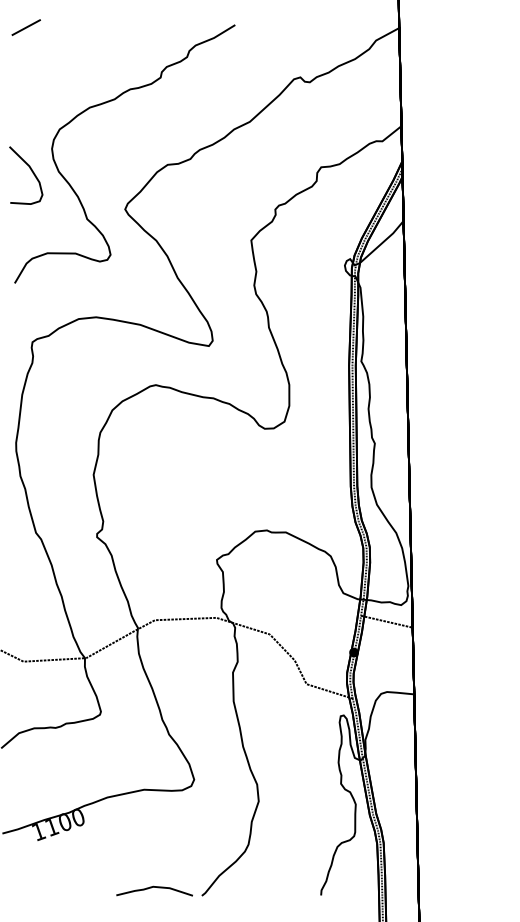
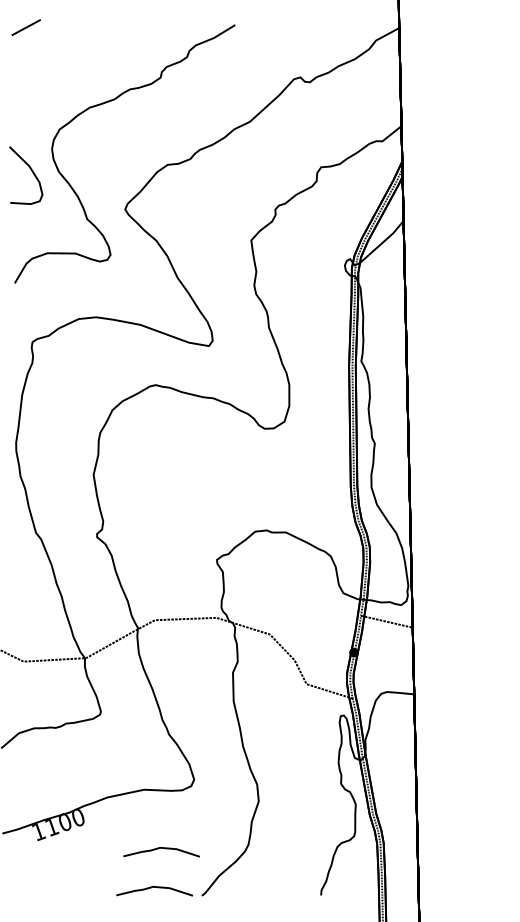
curve: none -> present (161, 848)
